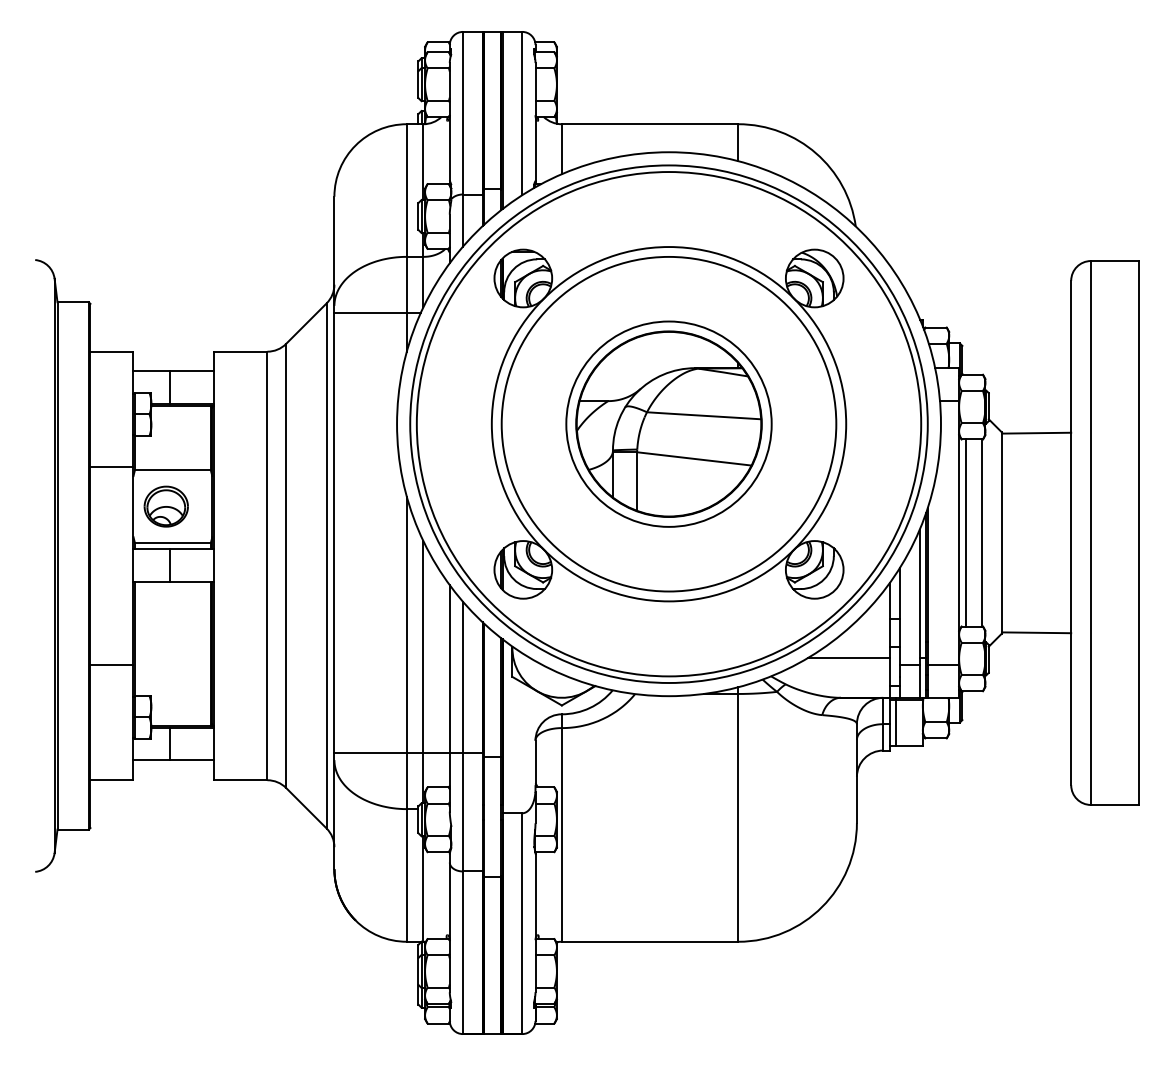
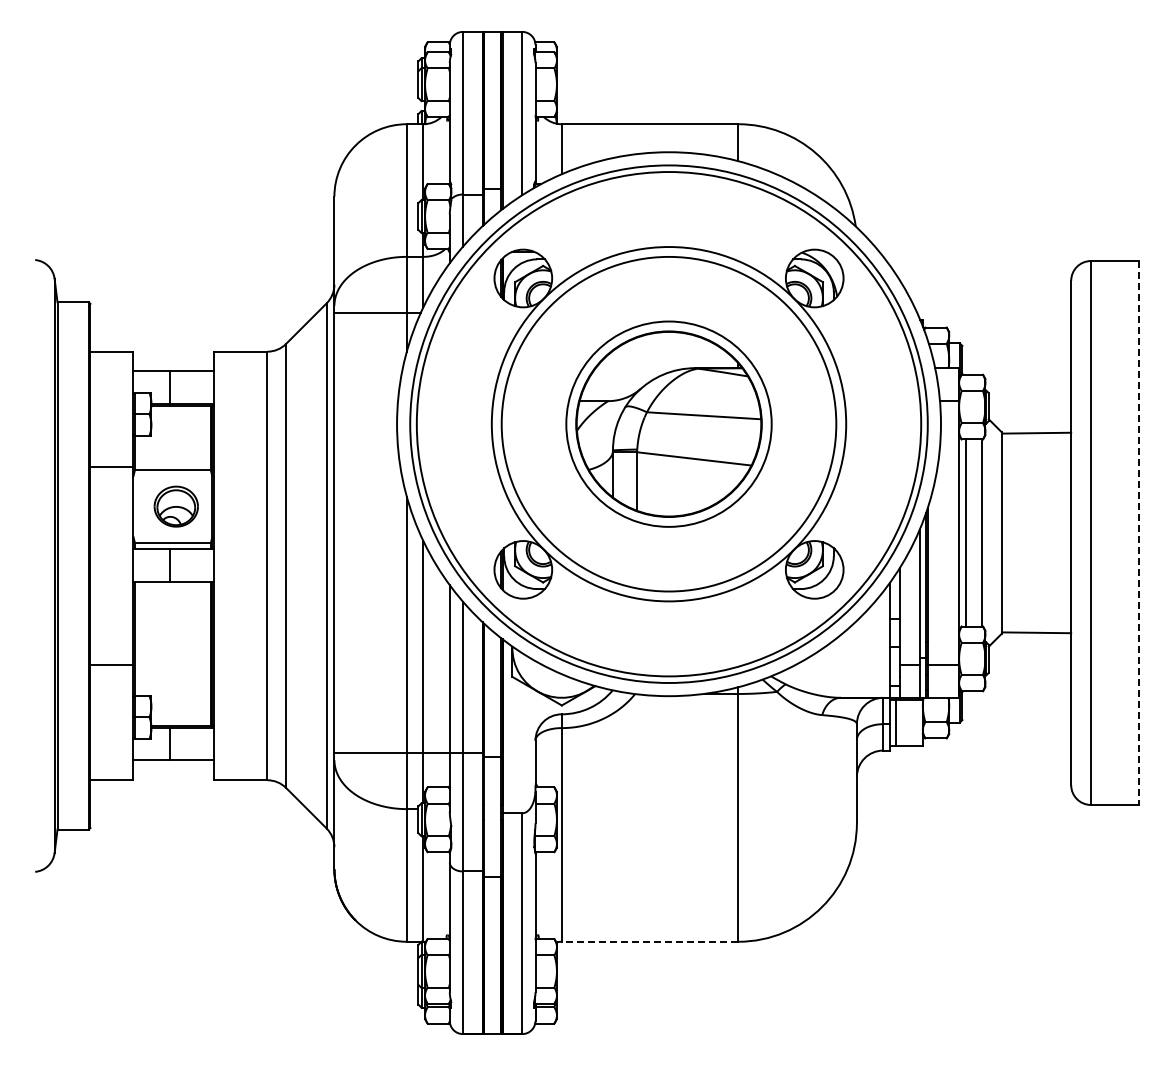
part position: (165, 506) -> (175, 506) (175, 506)
line: solid -> dashed (1138, 533)
line: present -> none (848, 658)
line: solid -> dashed (649, 941)
